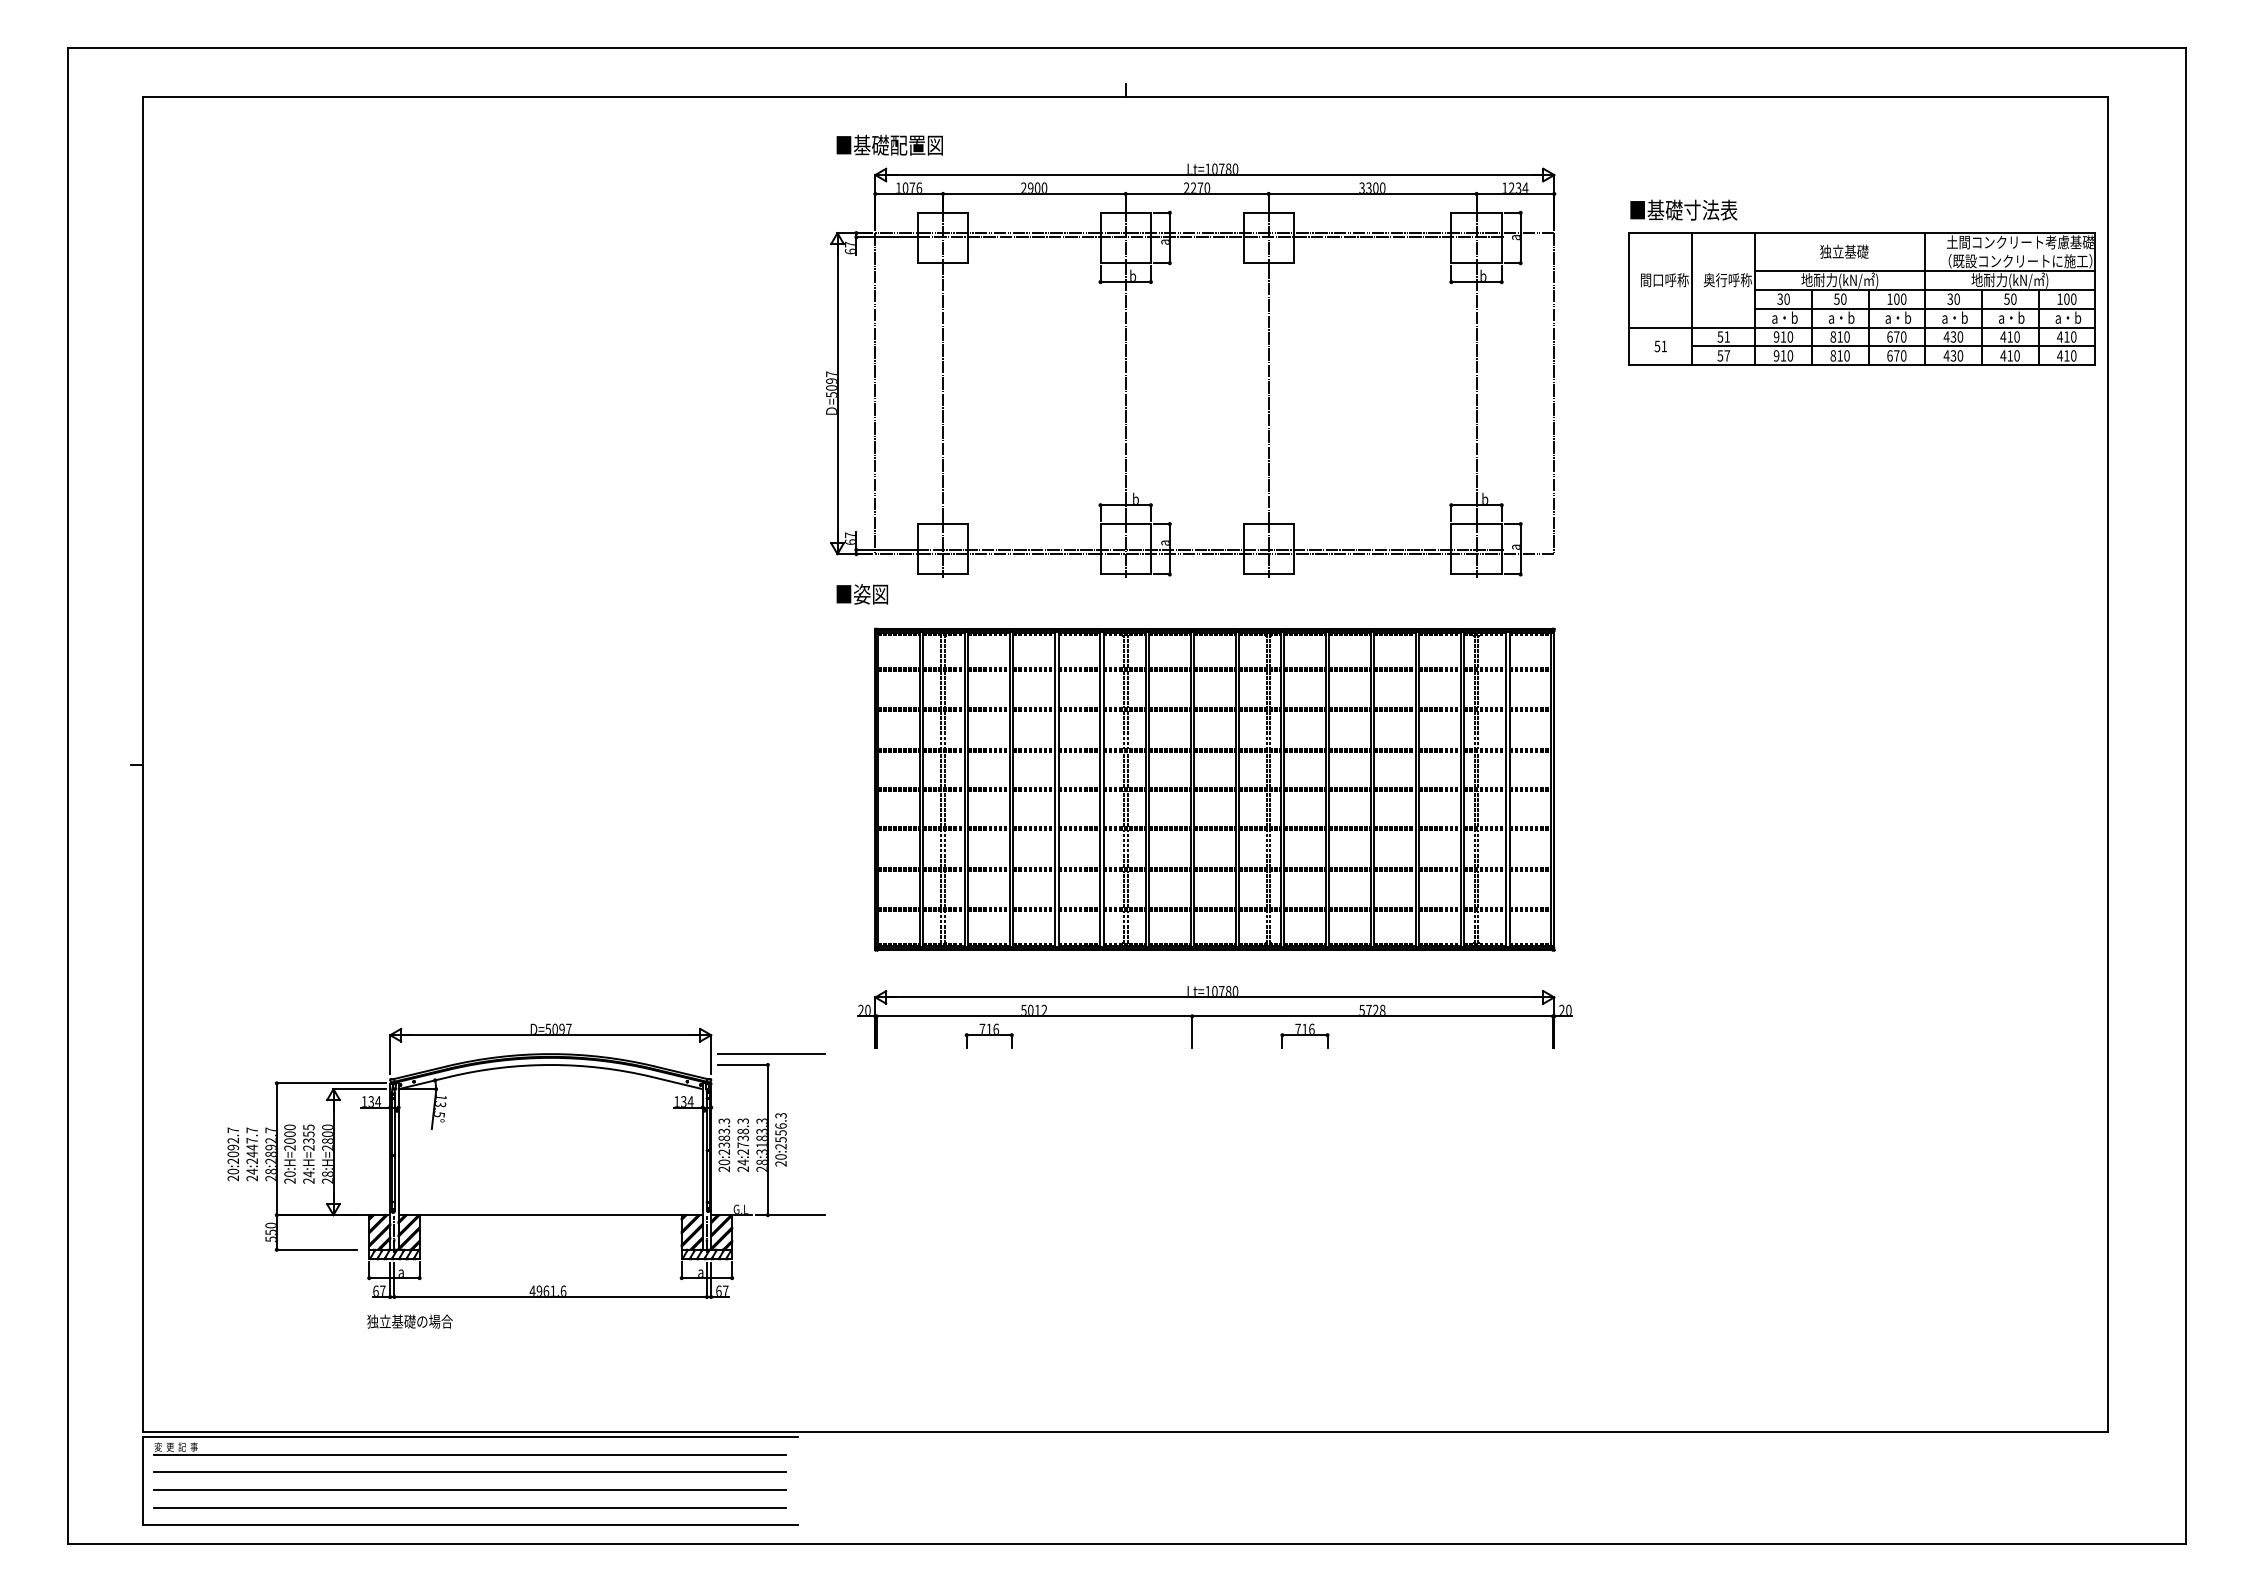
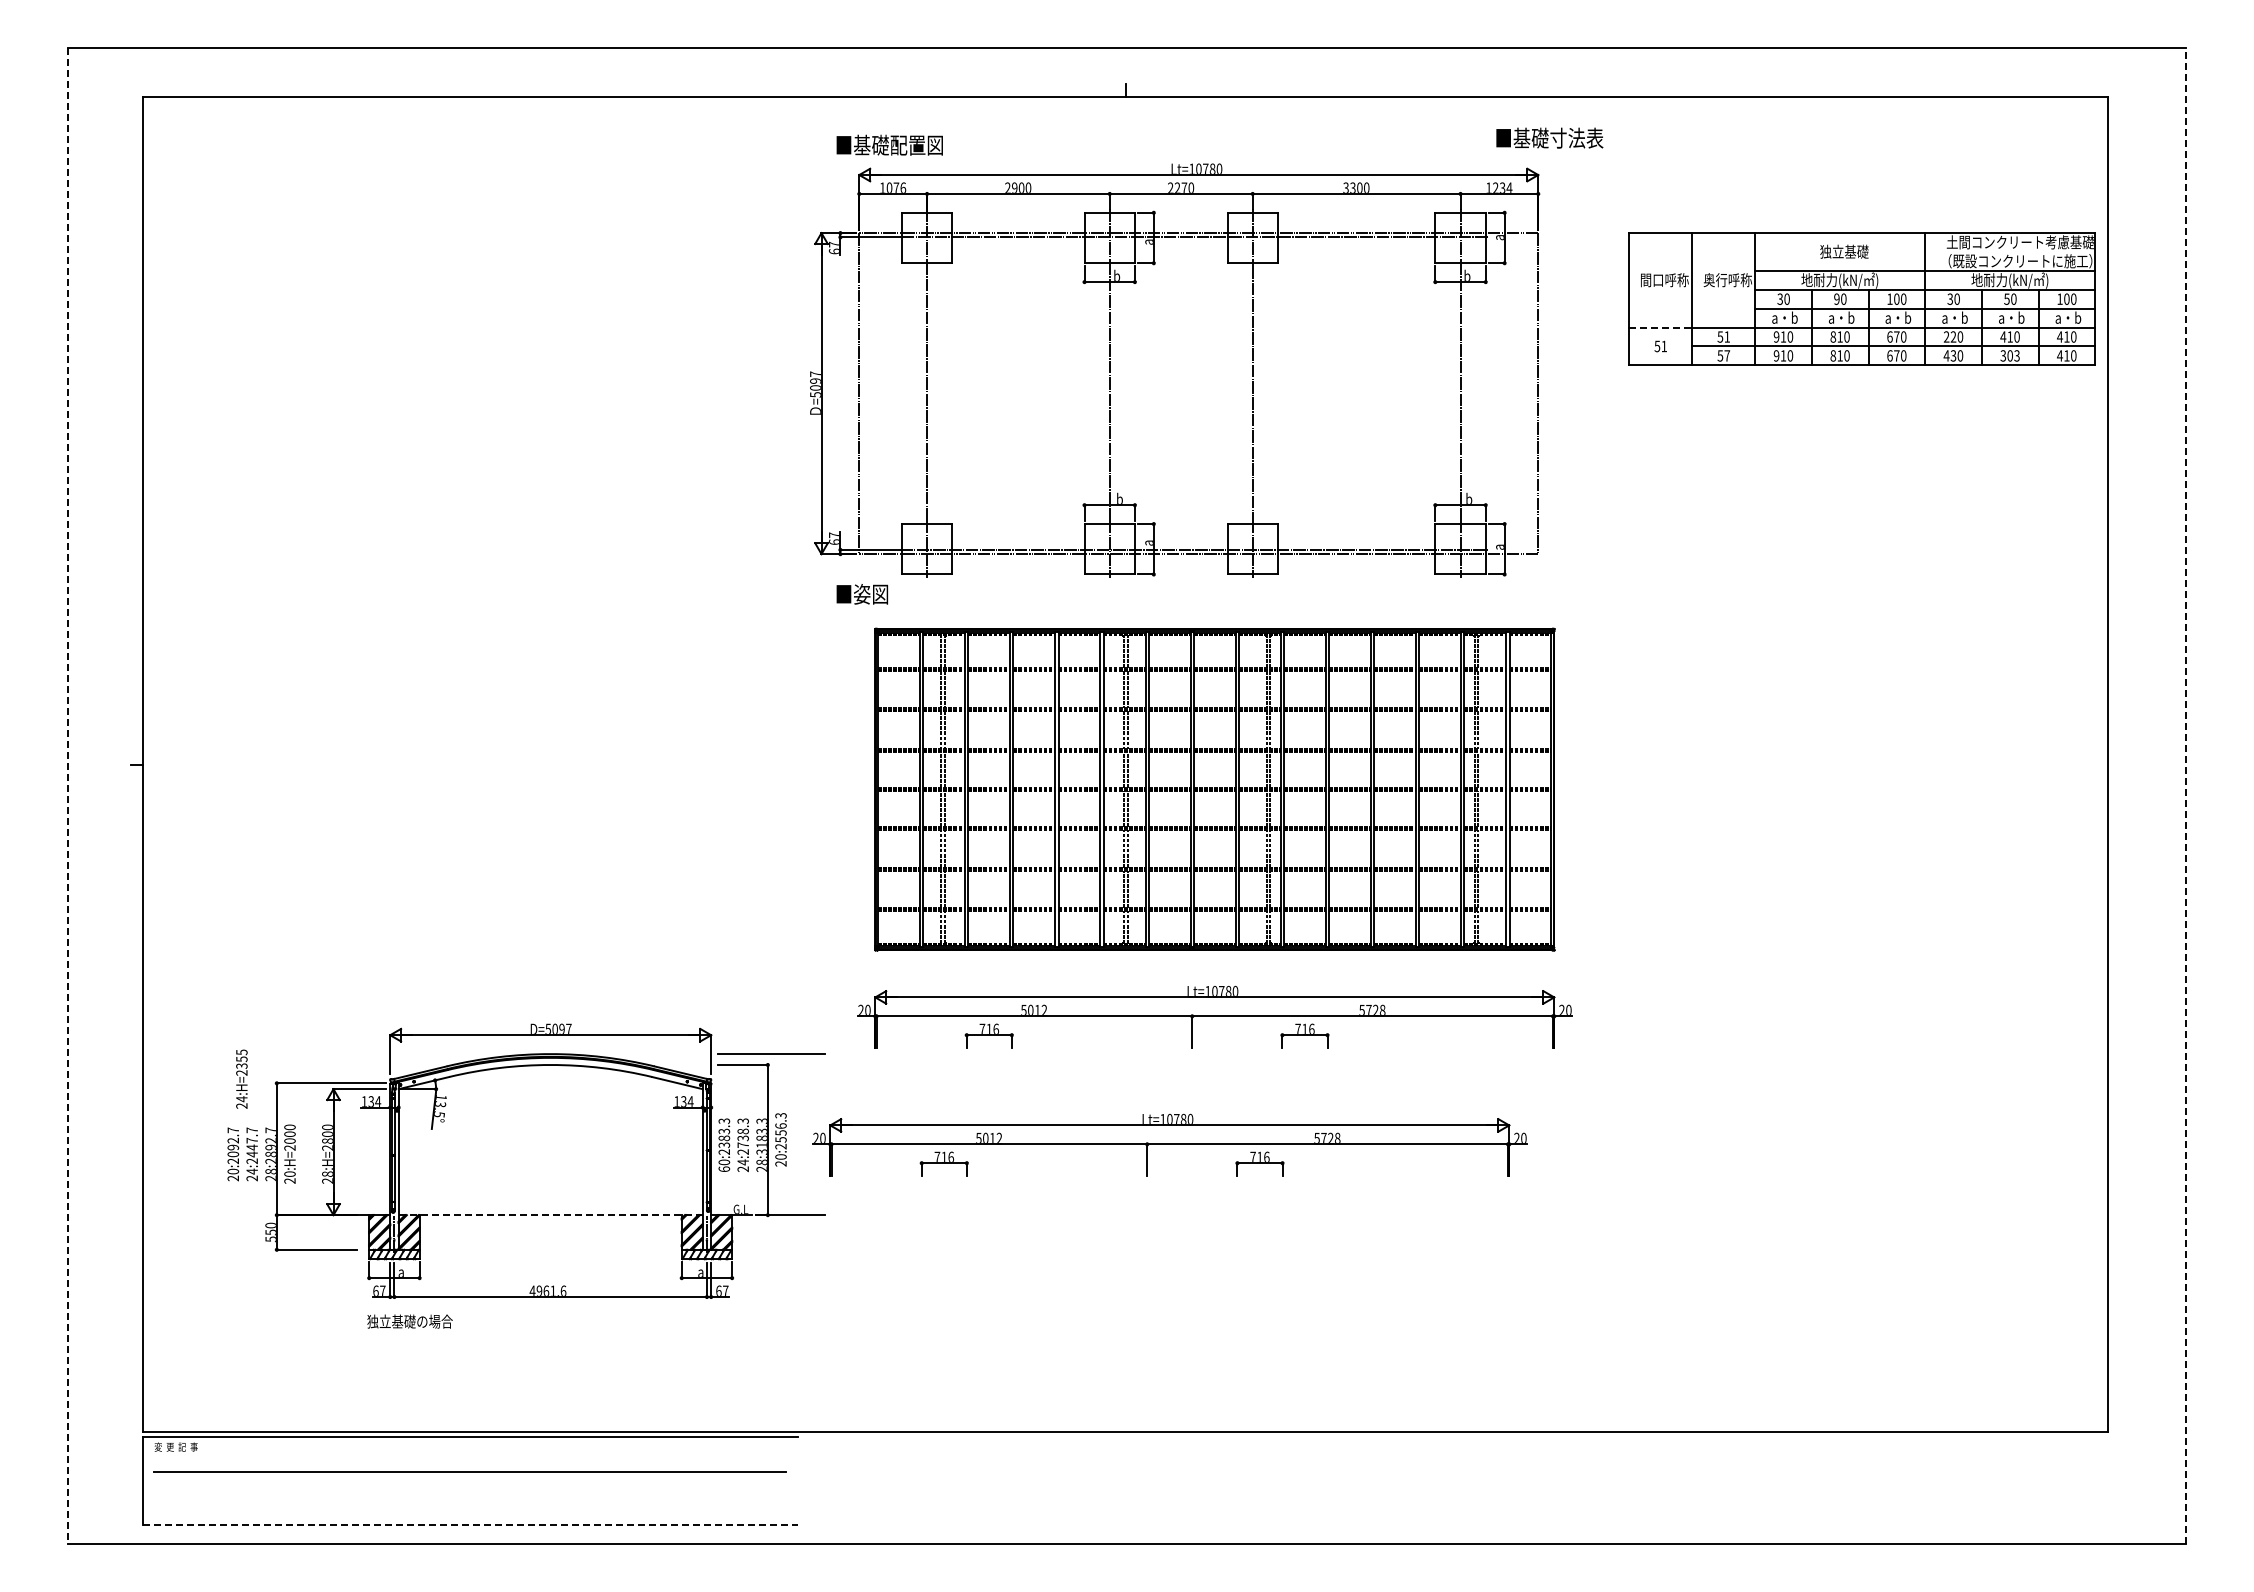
text position: (1683, 209) -> (1549, 137) (1549, 137)
text: 50 -> 90 (1836, 298)
line: solid -> dashed (1661, 327)
text: 430 -> 220 (1949, 336)
text: 410 -> 303 (2009, 355)
part position: (1126, 370) -> (1110, 370) (1110, 370)
line: solid -> dashed (2186, 795)
line: solid -> dashed (67, 796)
part: none -> present (1169, 1144)
text position: (308, 1153) -> (241, 1078) (241, 1078)
text: 20:2383.3 -> 60:2383.3 (724, 1169)
line: solid -> dashed (551, 1215)
line: present -> none (469, 1454)
line: present -> none (469, 1489)
line: present -> none (469, 1507)
line: solid -> dashed (470, 1525)
